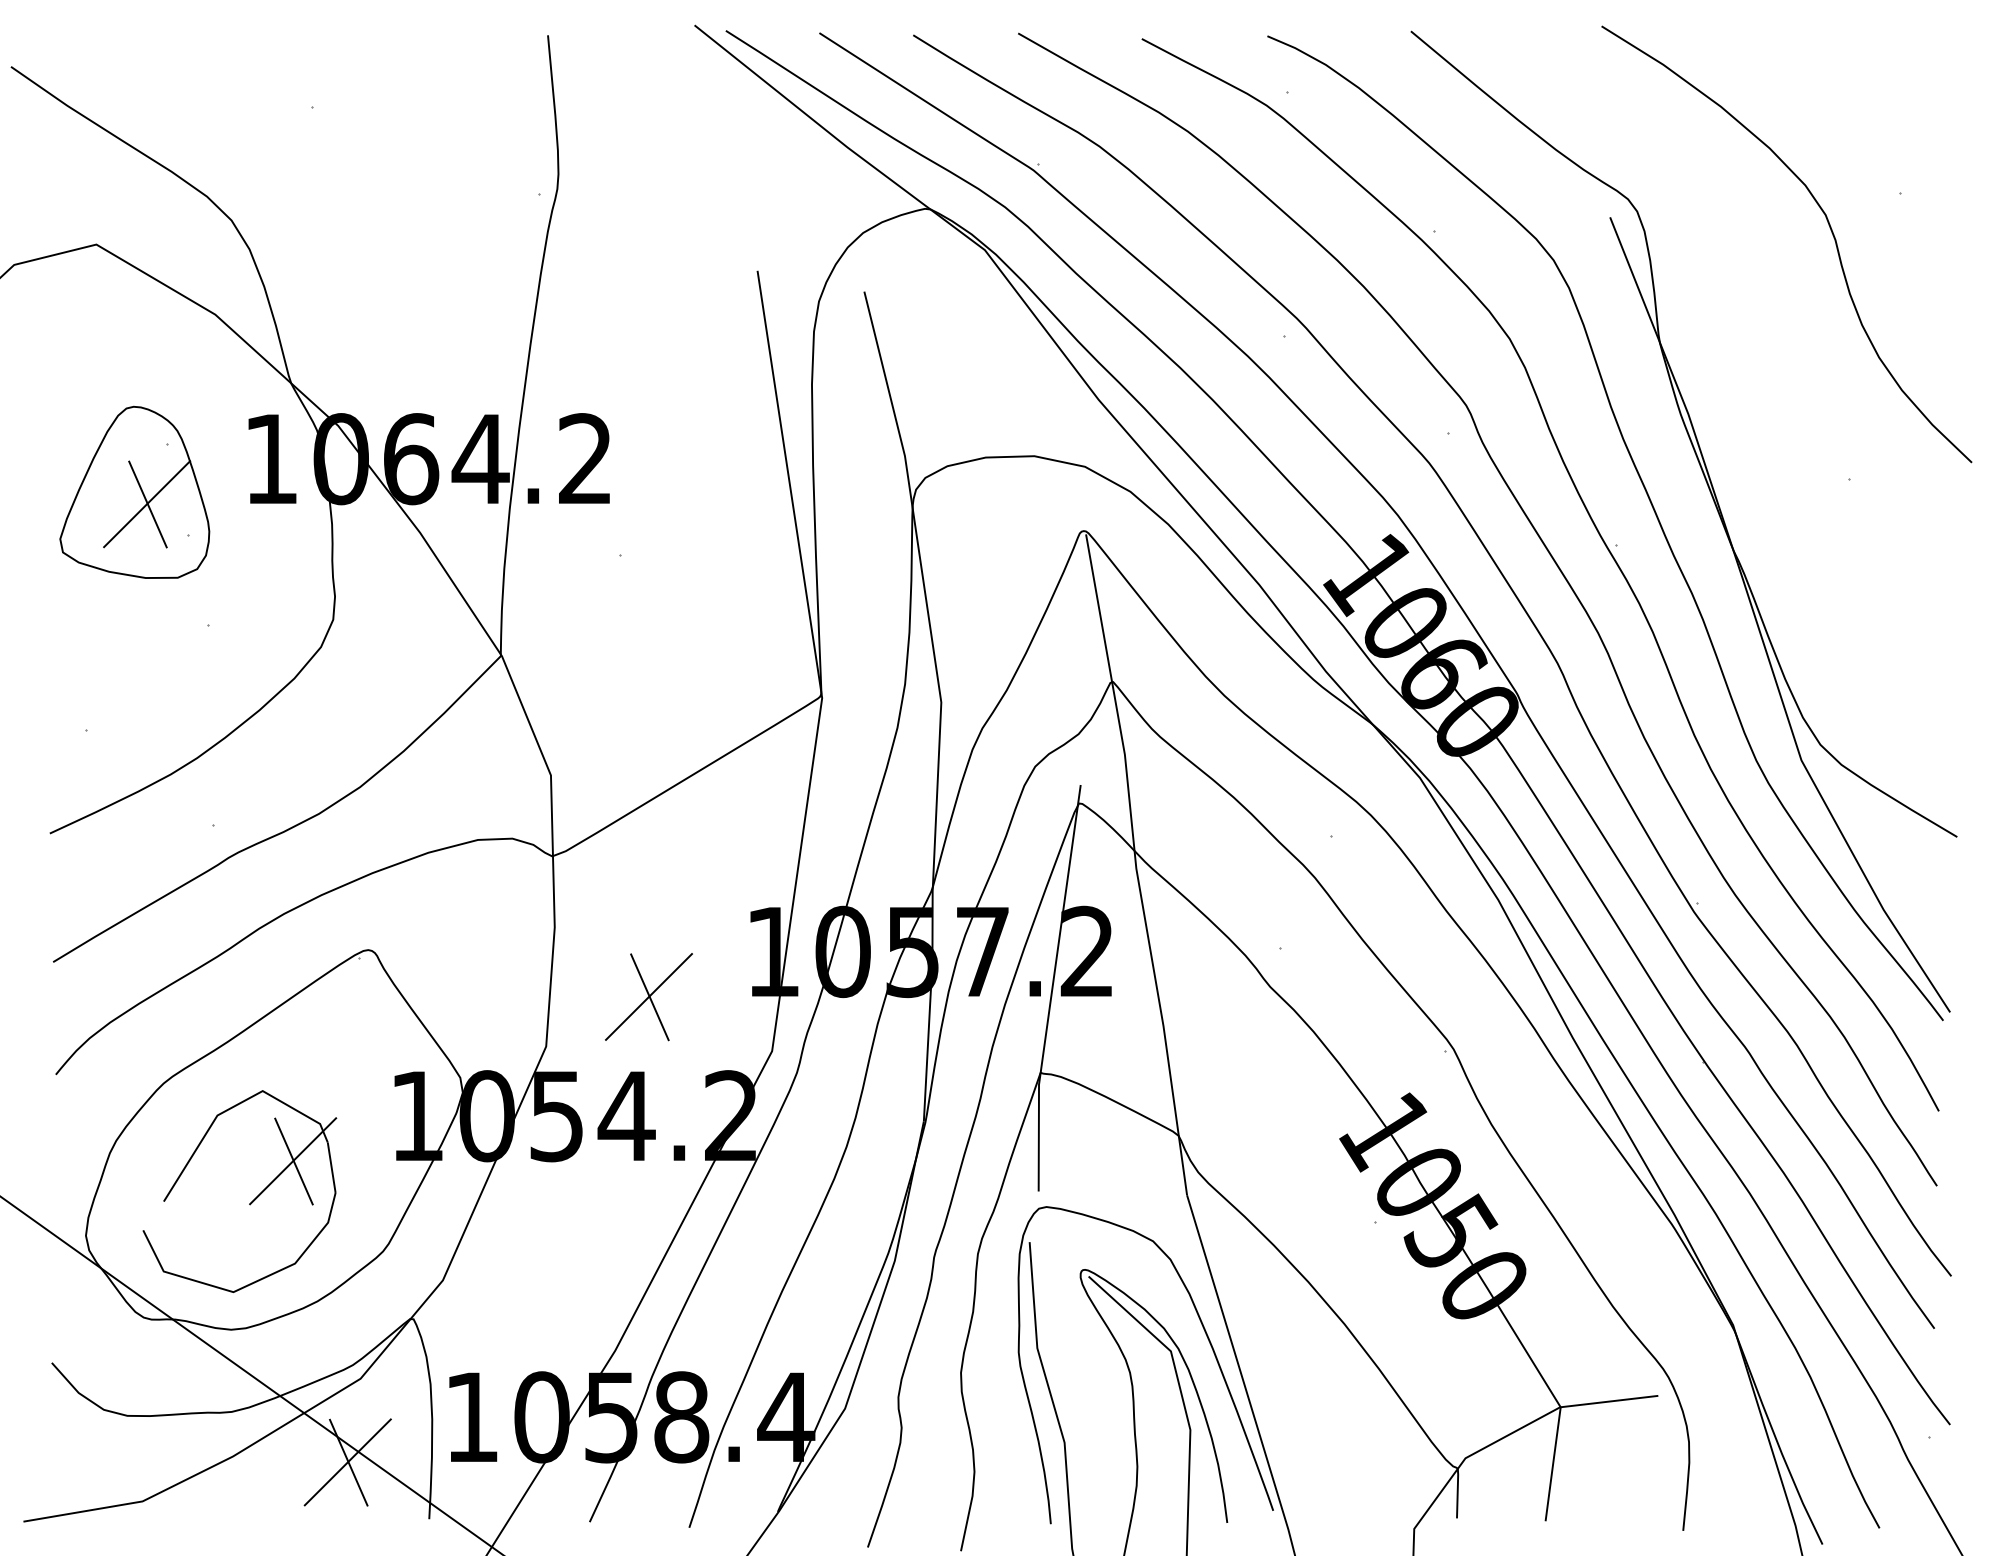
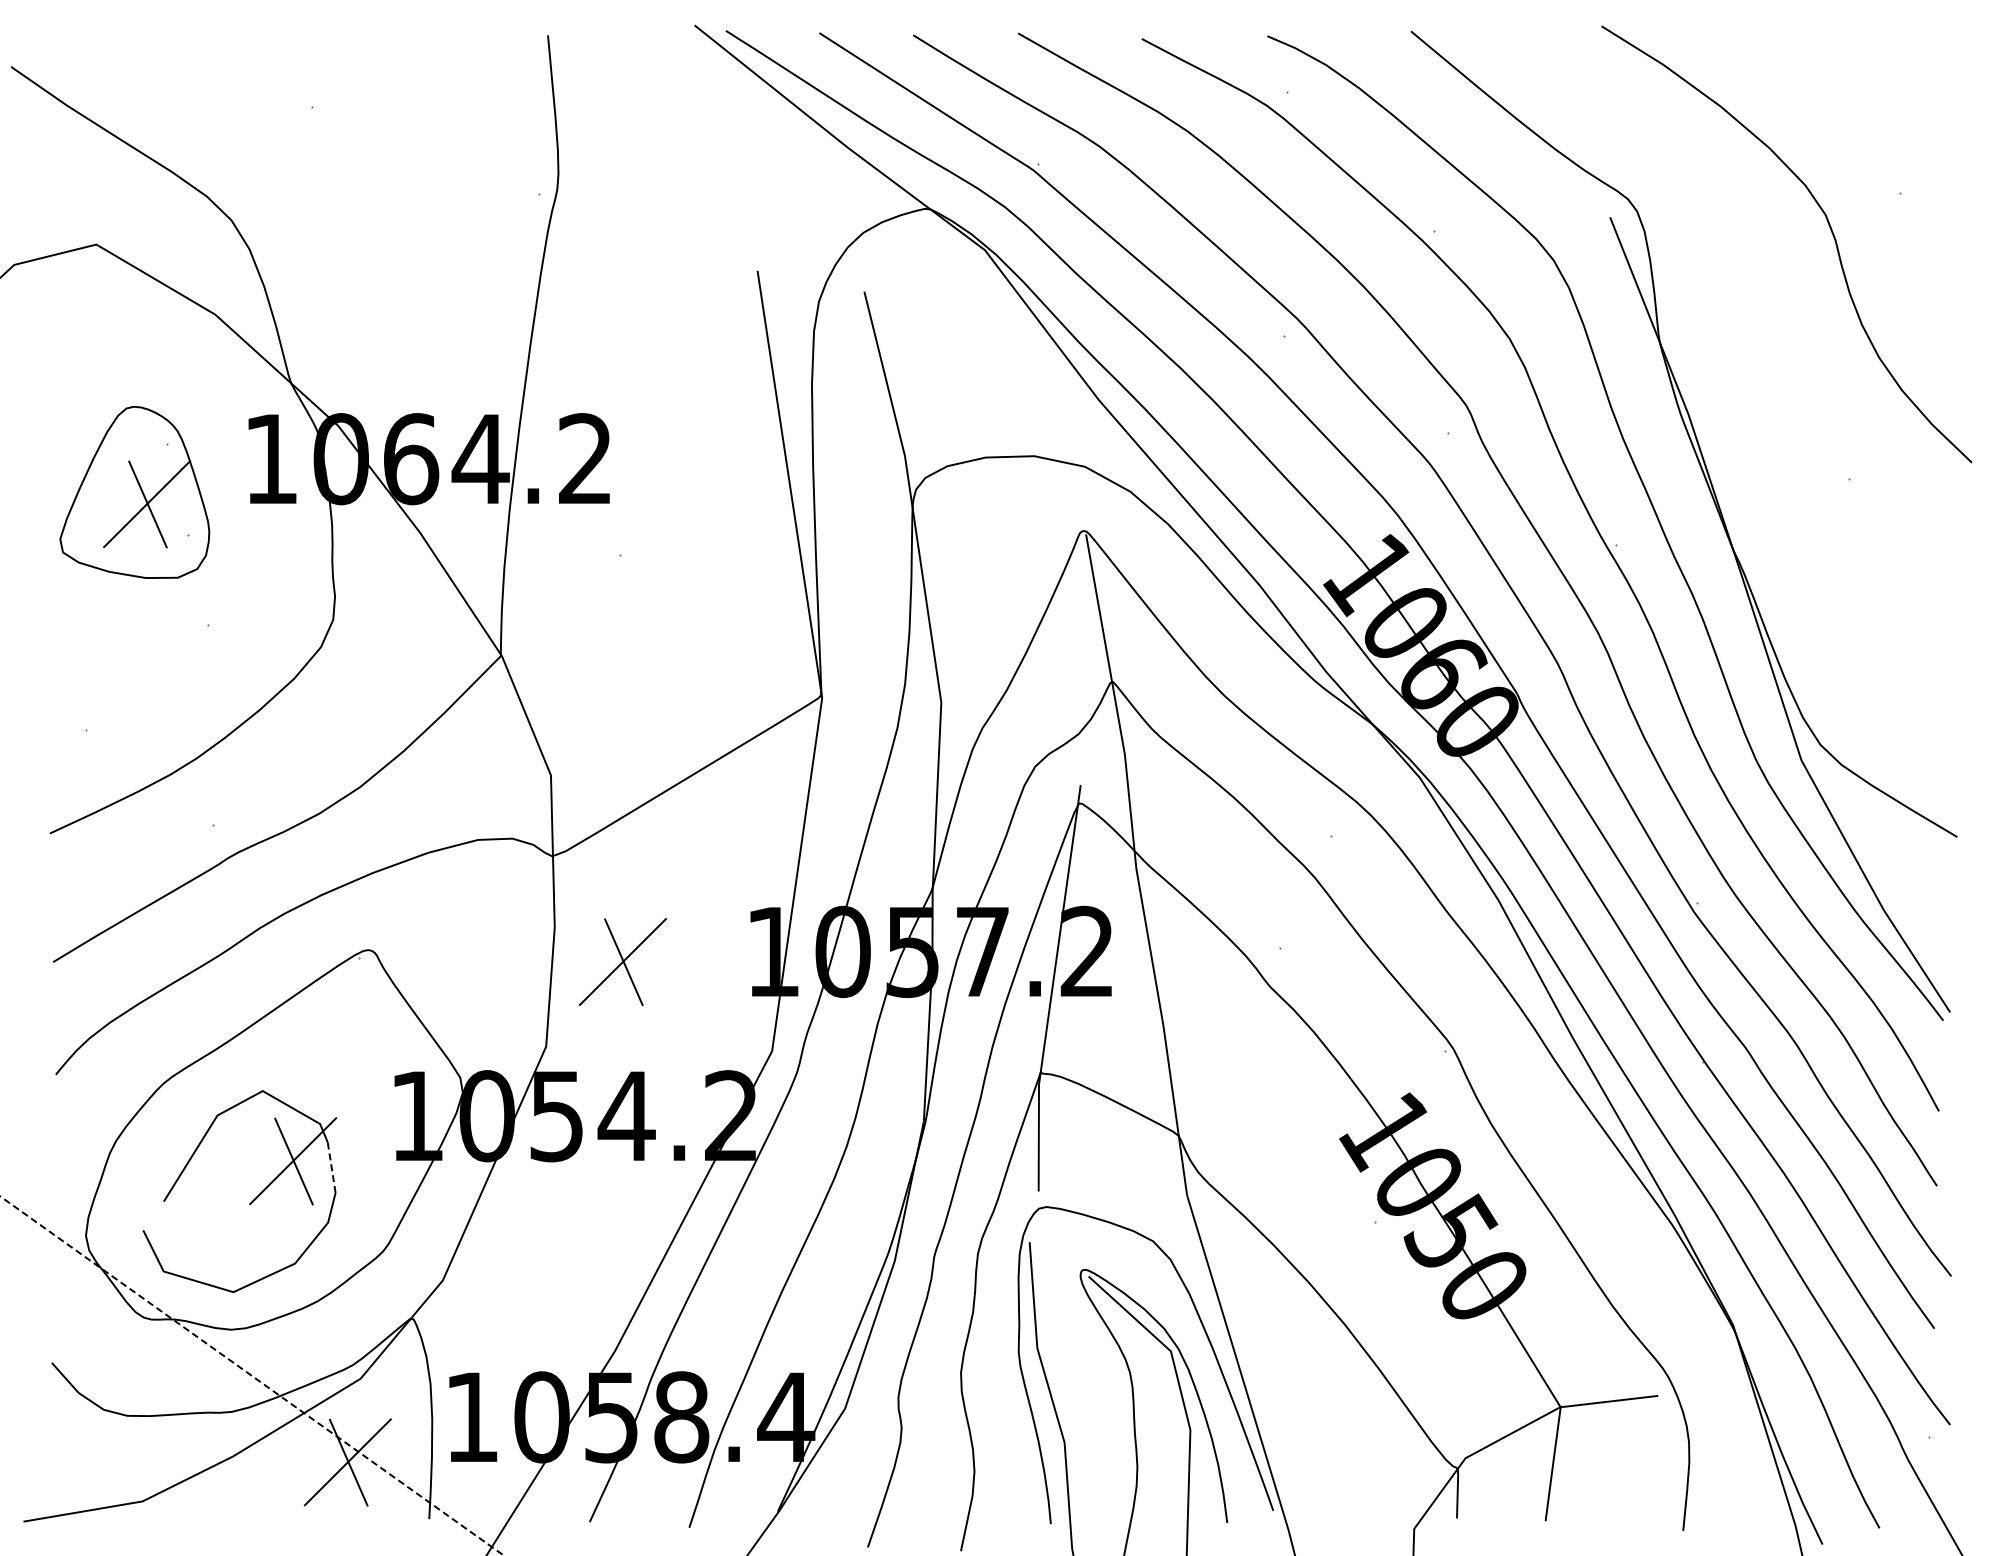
part position: (648, 997) -> (622, 962) (622, 962)
line: solid -> dashed (331, 1168)
line: solid -> dashed (252, 1376)
